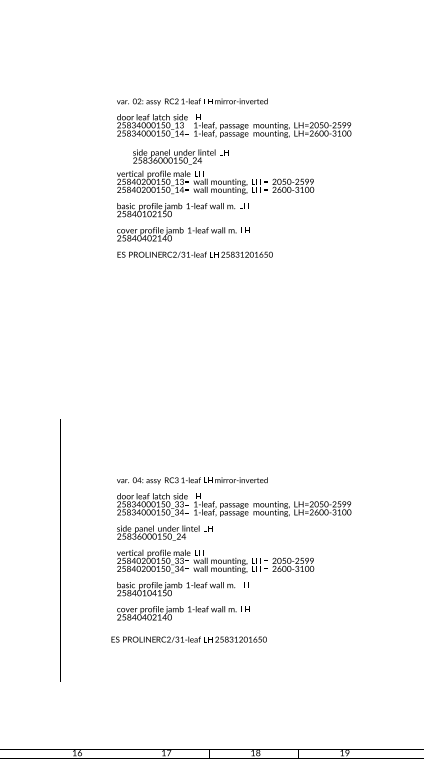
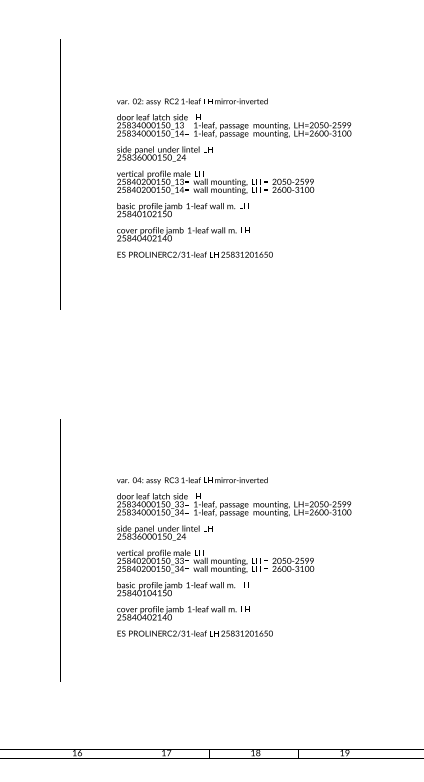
text position: (180, 156) -> (164, 153) (164, 153)
line: none -> present (60, 174)
text position: (188, 639) -> (194, 633) (194, 633)
